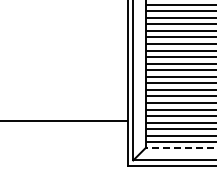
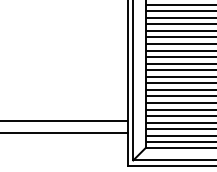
line: none -> present (65, 132)
line: dashed -> solid (180, 148)
